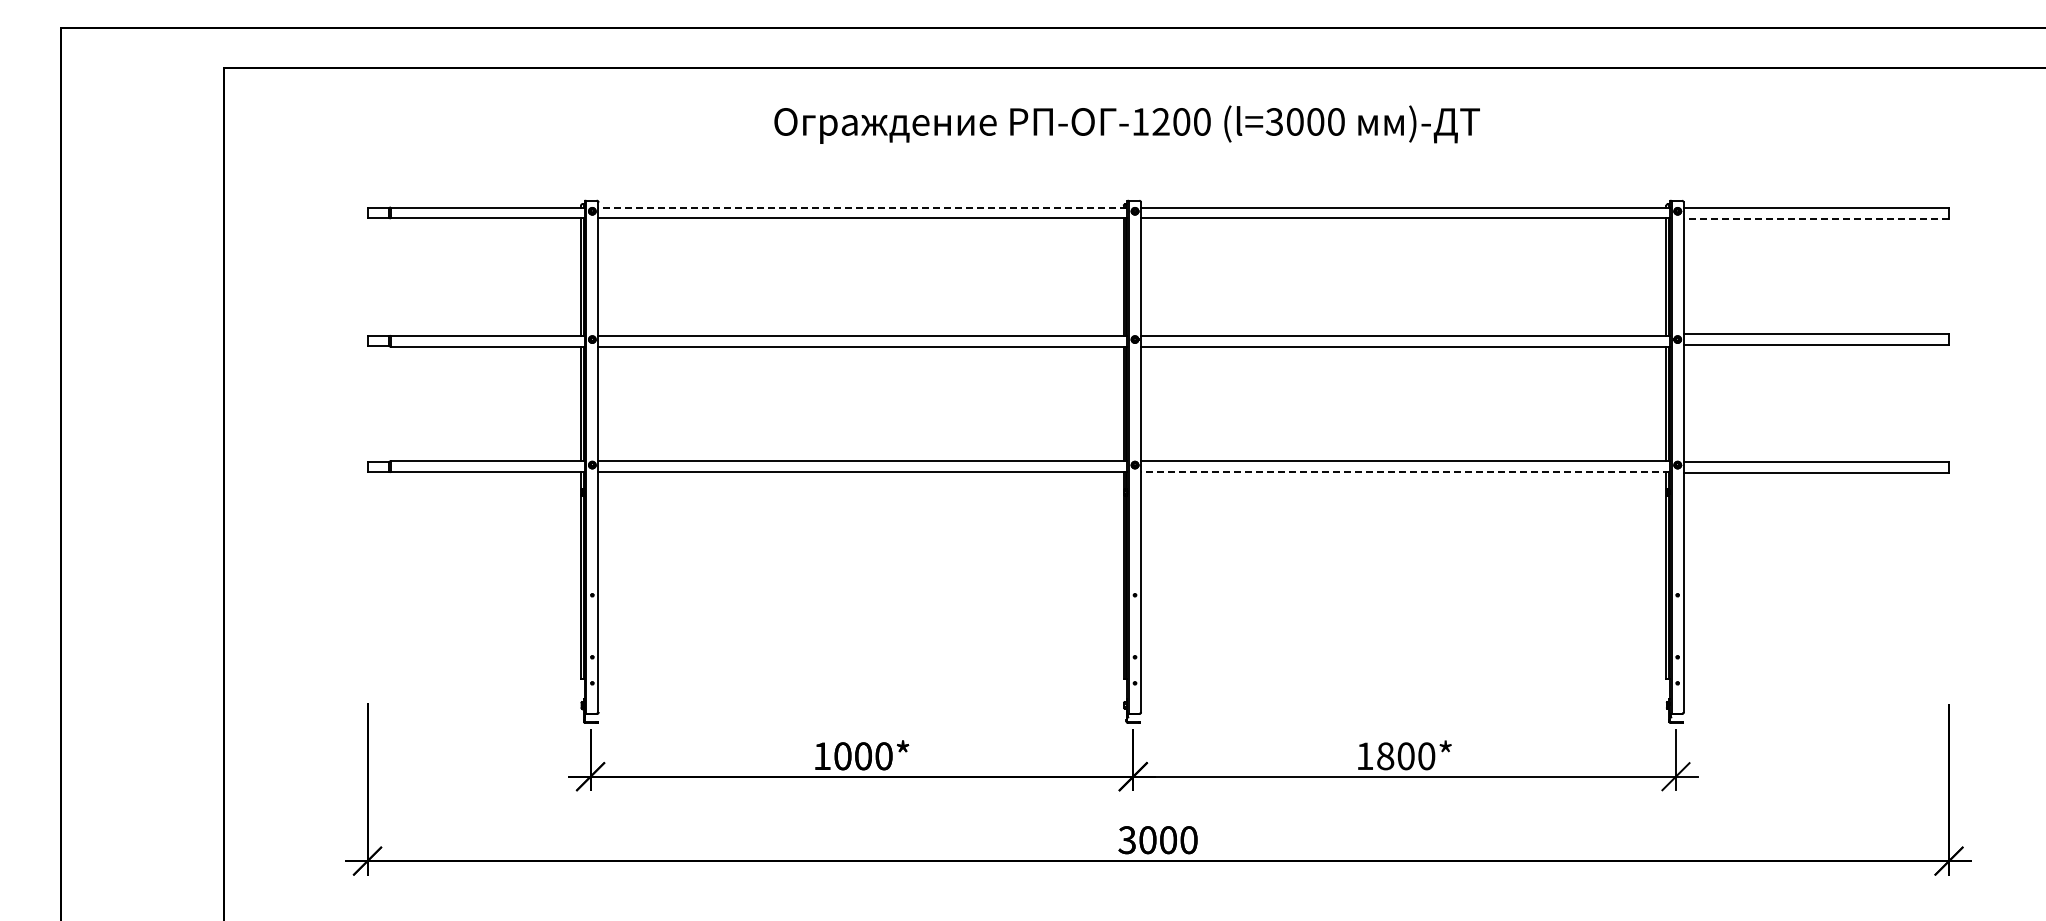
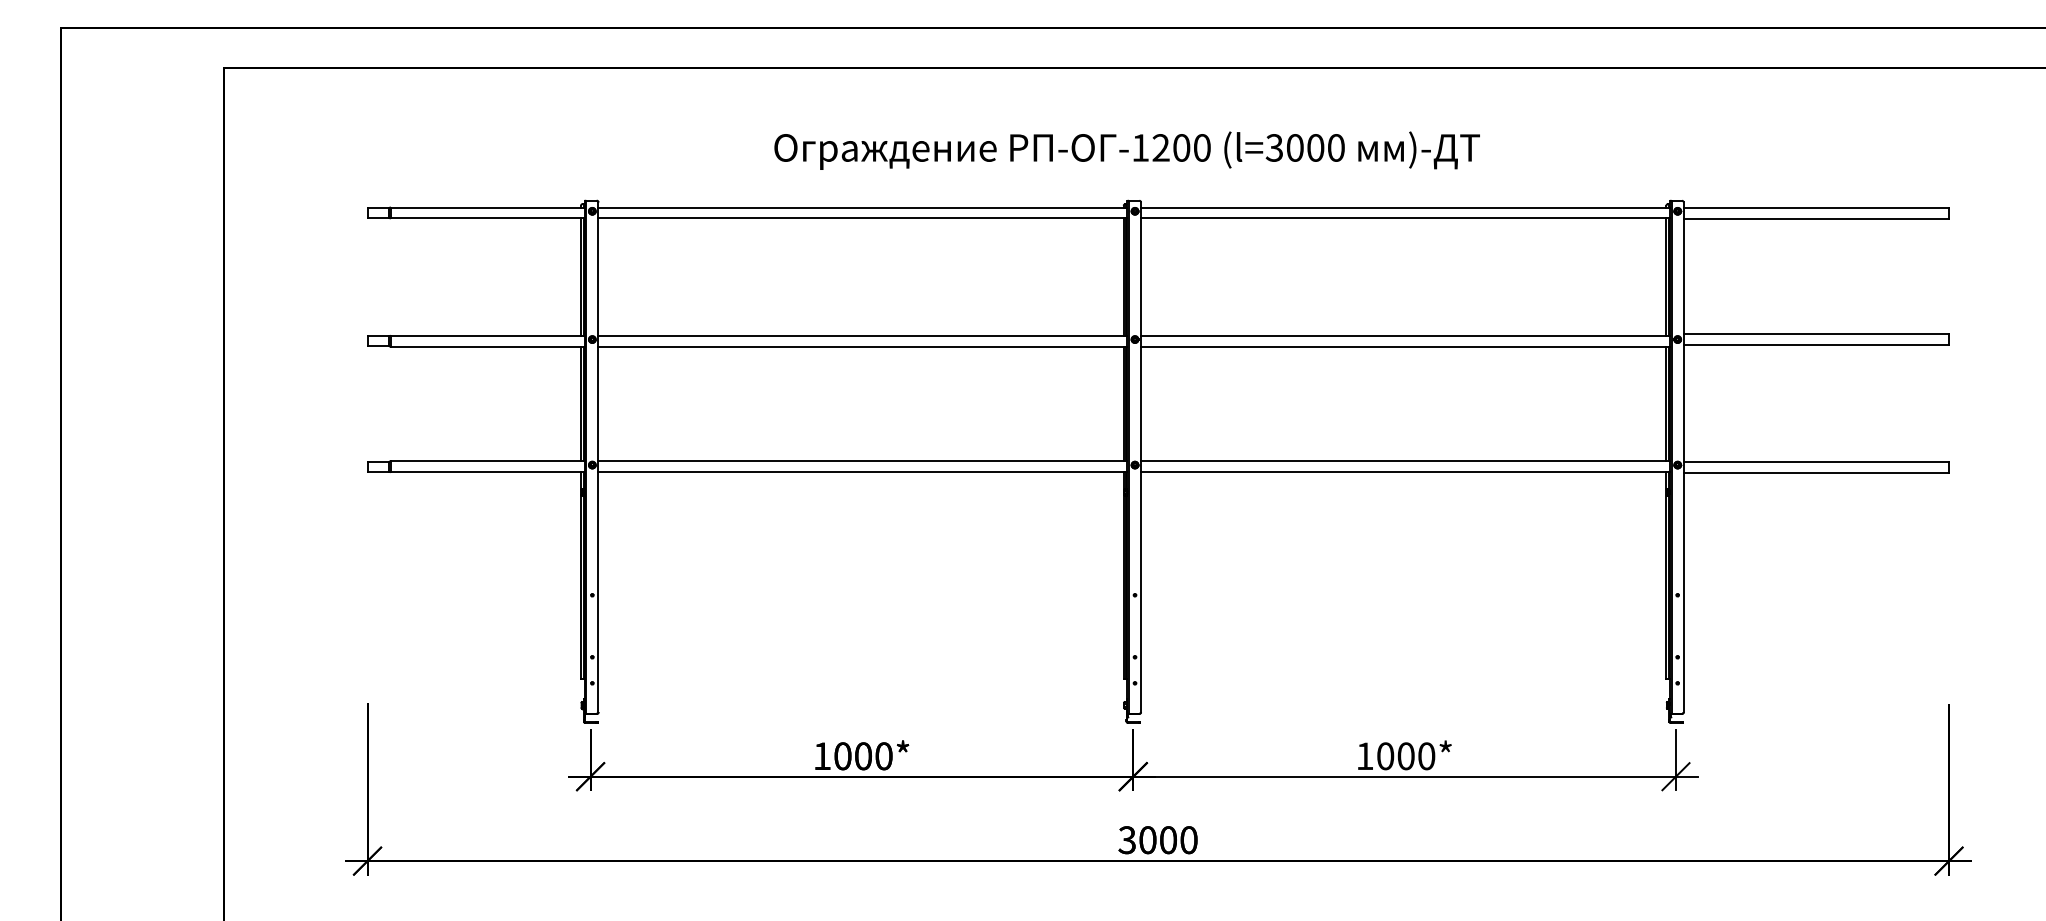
text position: (1126, 124) -> (1126, 150) (1126, 150)
line: dashed -> solid (862, 207)
line: dashed -> solid (1816, 219)
line: dashed -> solid (1405, 472)
text: 1800* -> 1000* (1385, 756)
